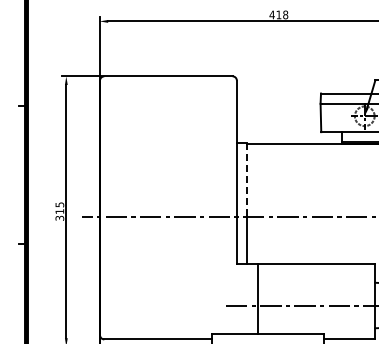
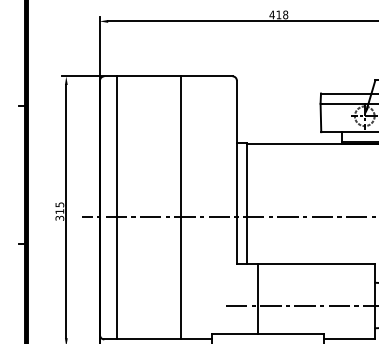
line: dashed -> solid (247, 180)
line: none -> present (117, 207)
line: none -> present (181, 207)
